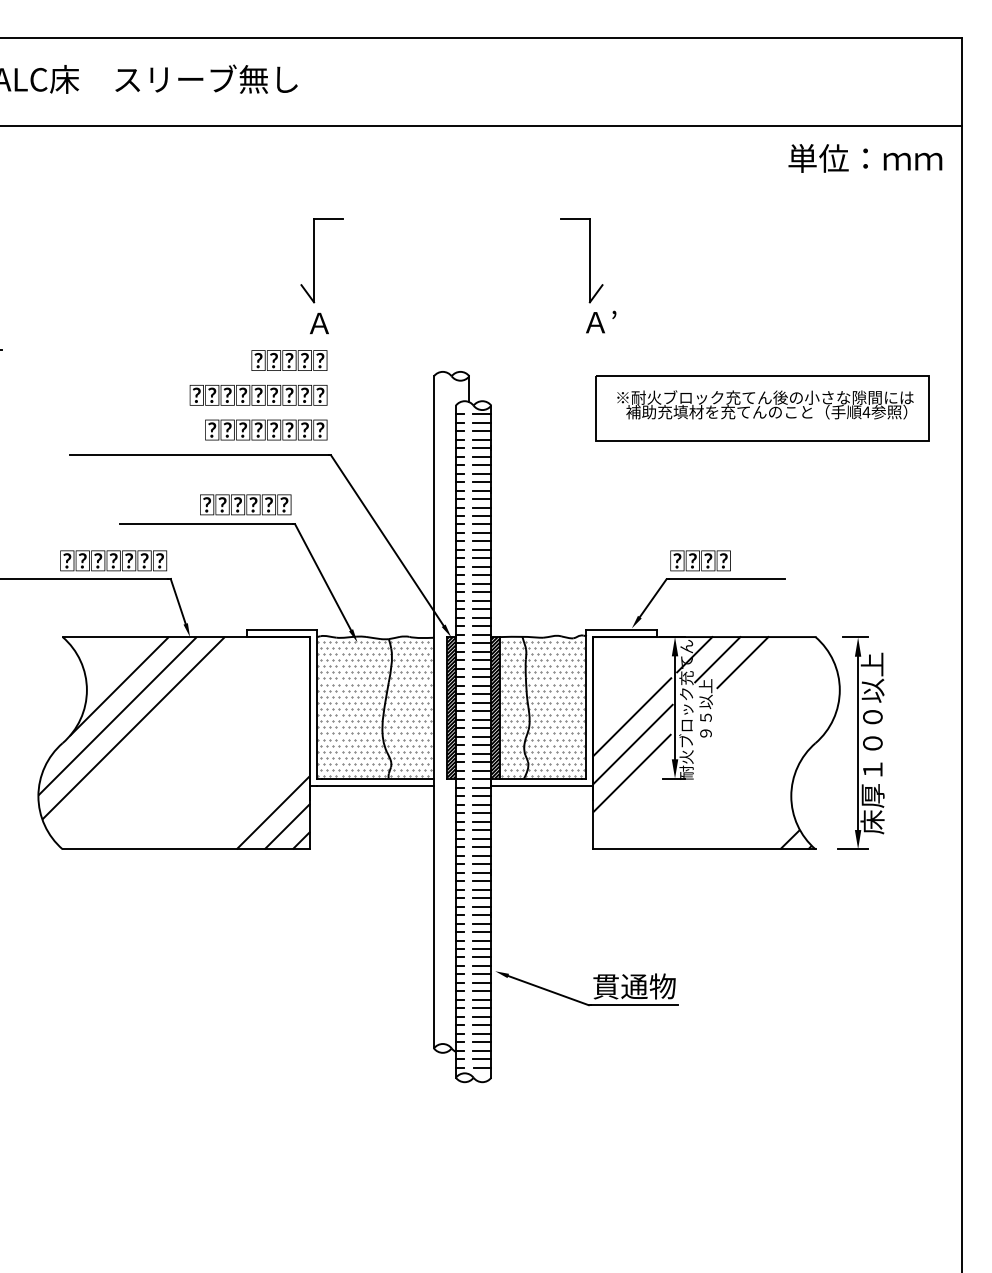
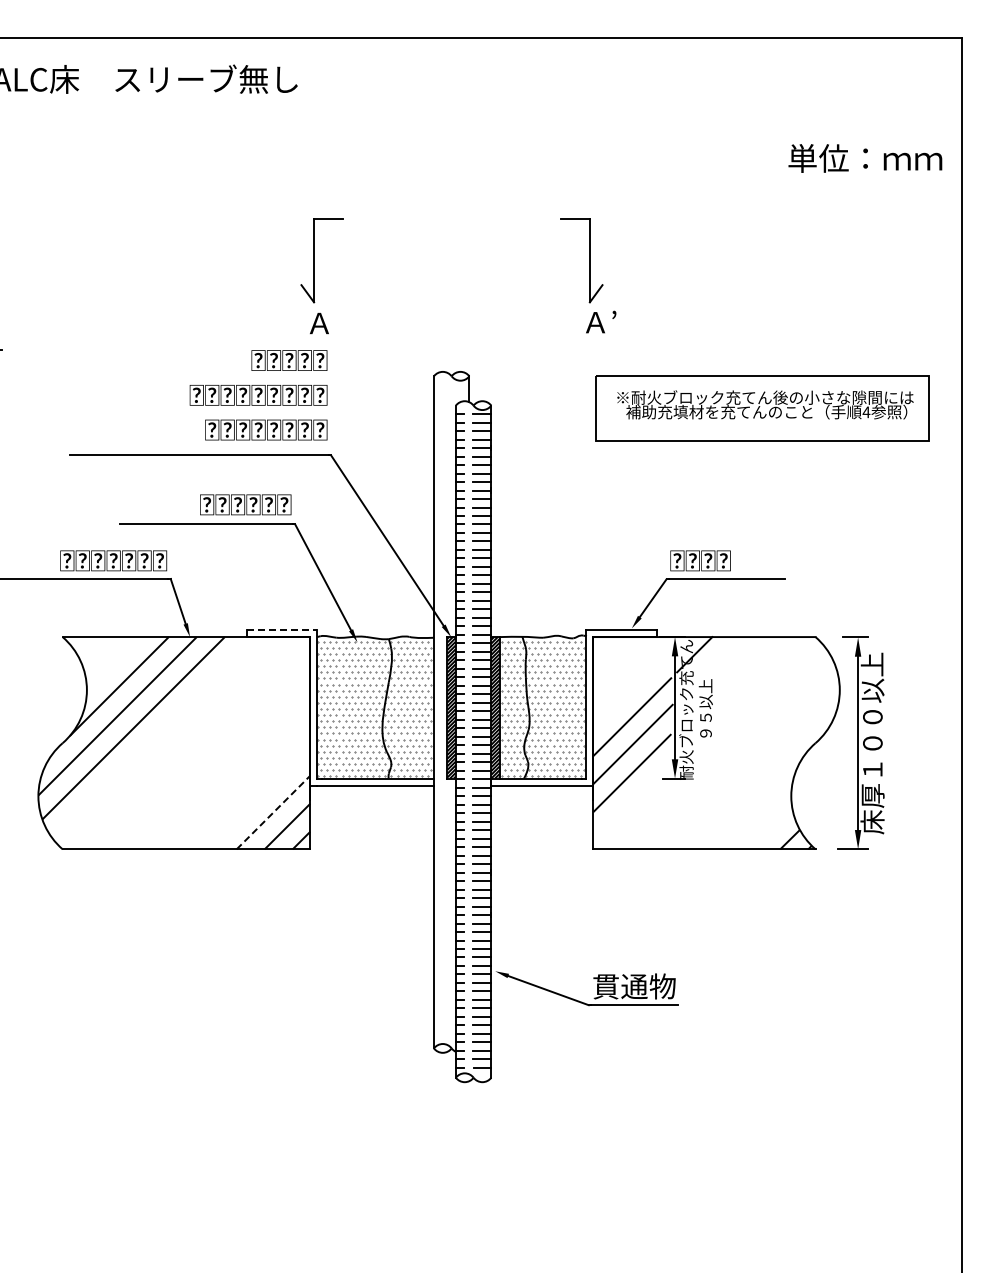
line: present -> none (482, 126)
line: solid -> dashed (282, 630)
line: present -> none (717, 659)
line: present -> none (742, 662)
line: solid -> dashed (273, 812)
